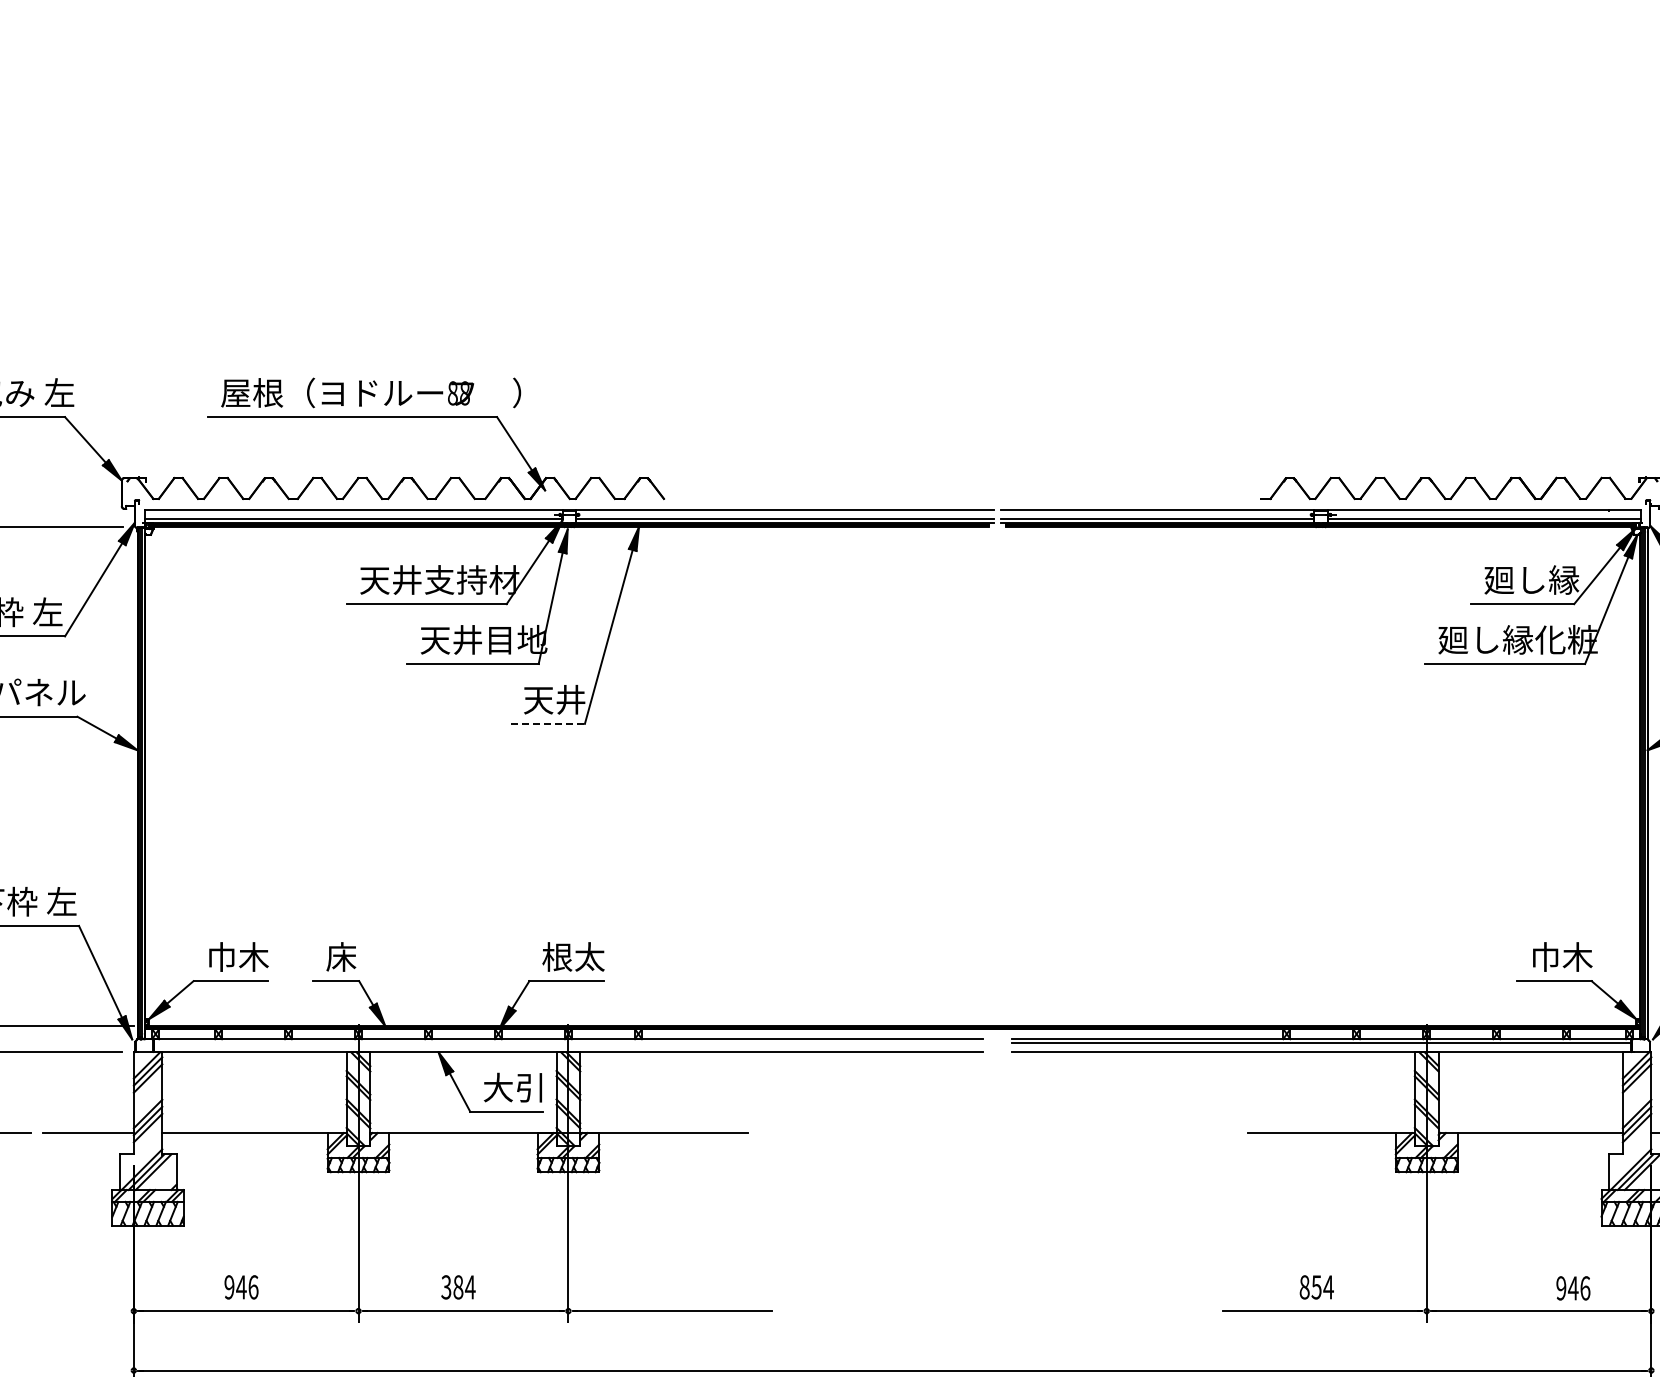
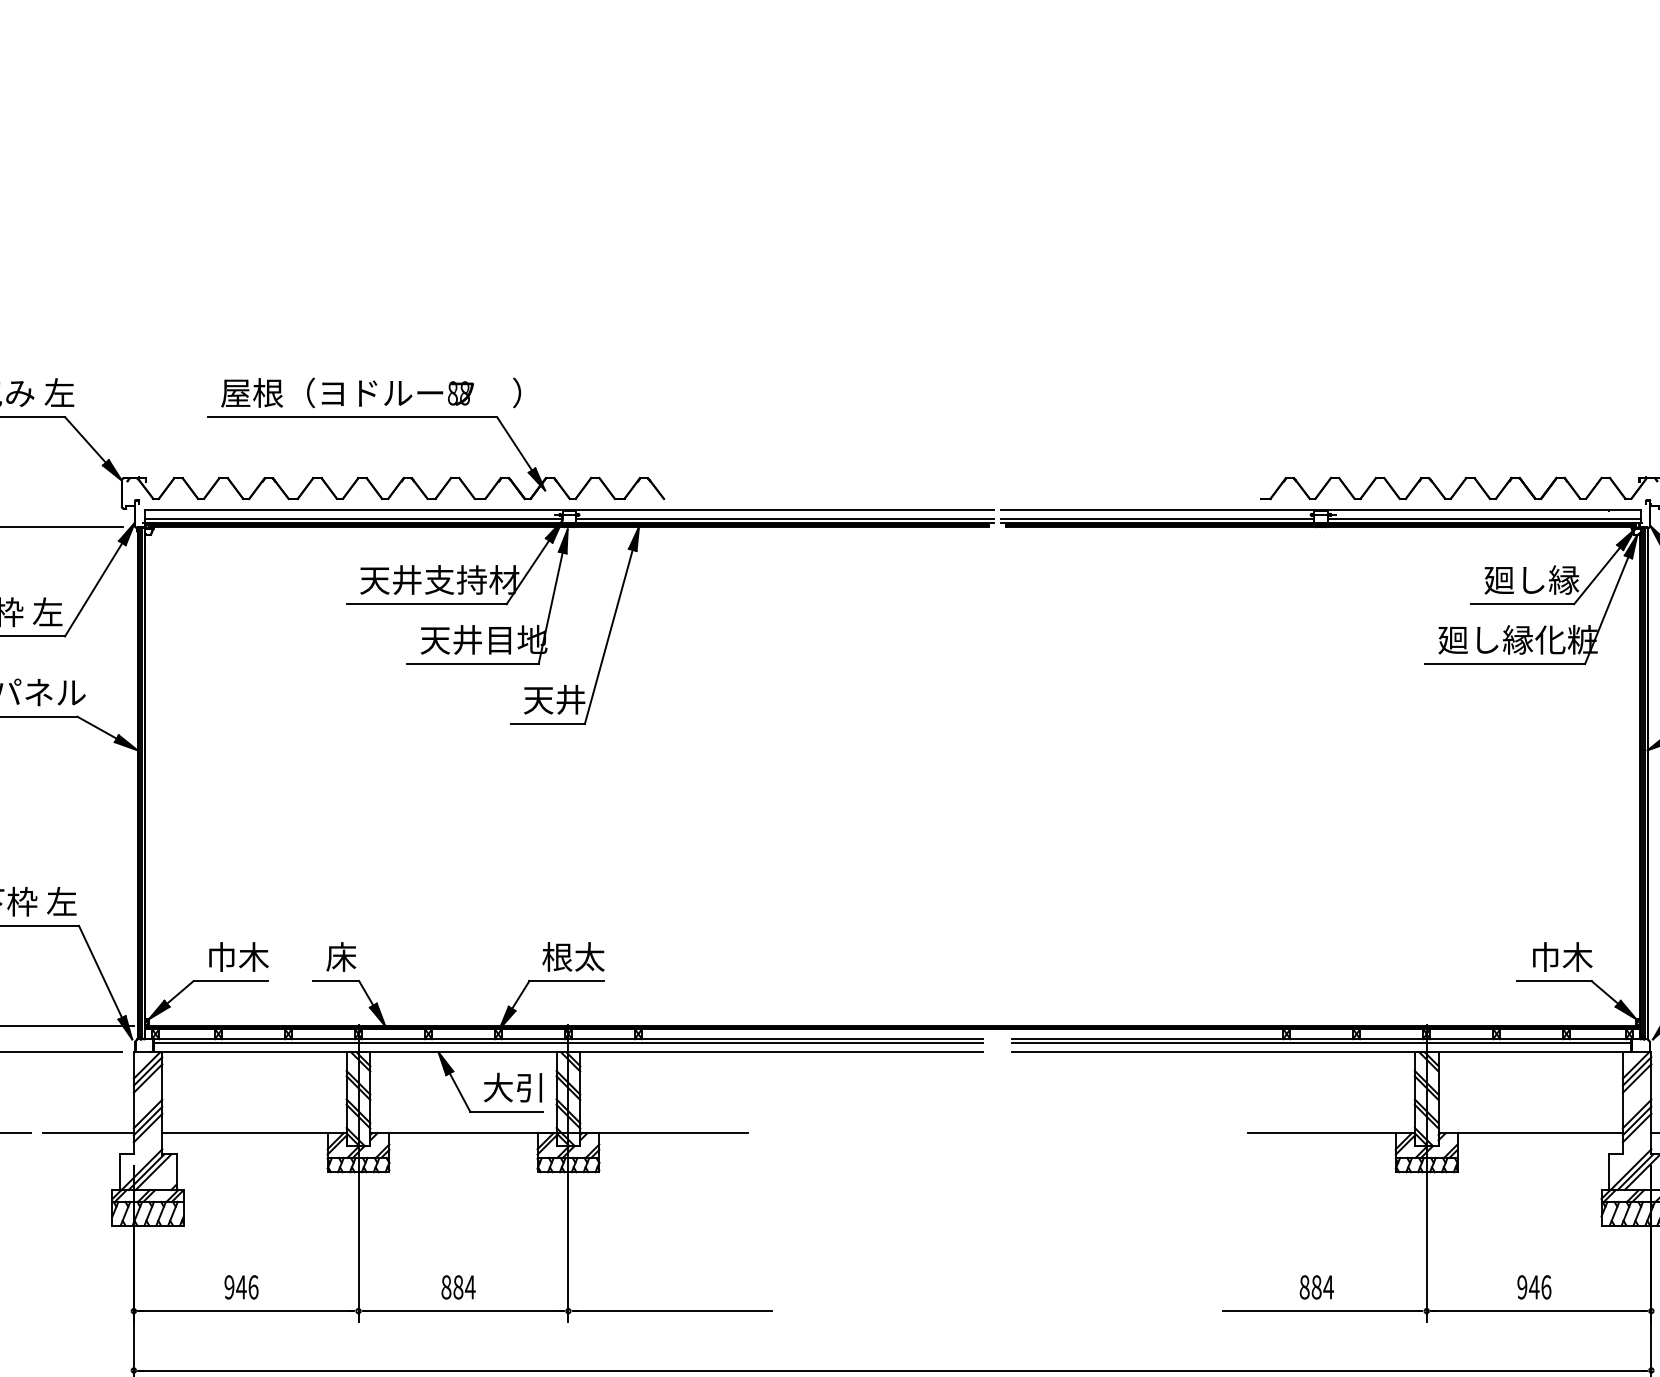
line: dashed -> solid (548, 723)
line: none -> present (568, 1042)
text: 384 -> 884 (446, 1287)
text: 854 -> 884 (1316, 1287)
text position: (1573, 1288) -> (1534, 1287) (1534, 1287)
